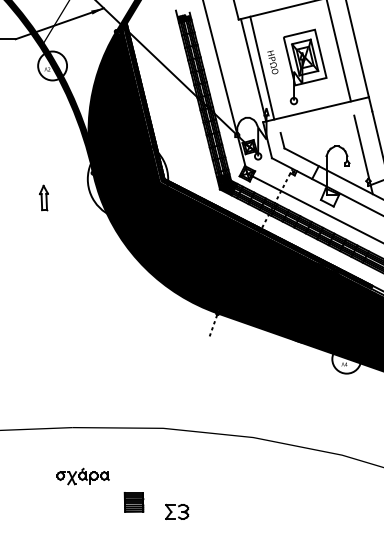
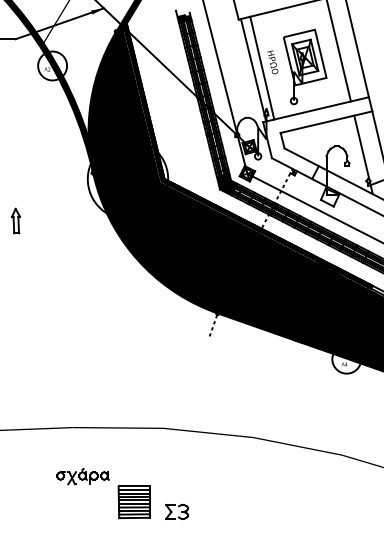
line: none -> present (326, 121)
part position: (43, 197) -> (15, 220) (15, 220)
part size: 22x21 px -> 34x35 px (133, 502)
